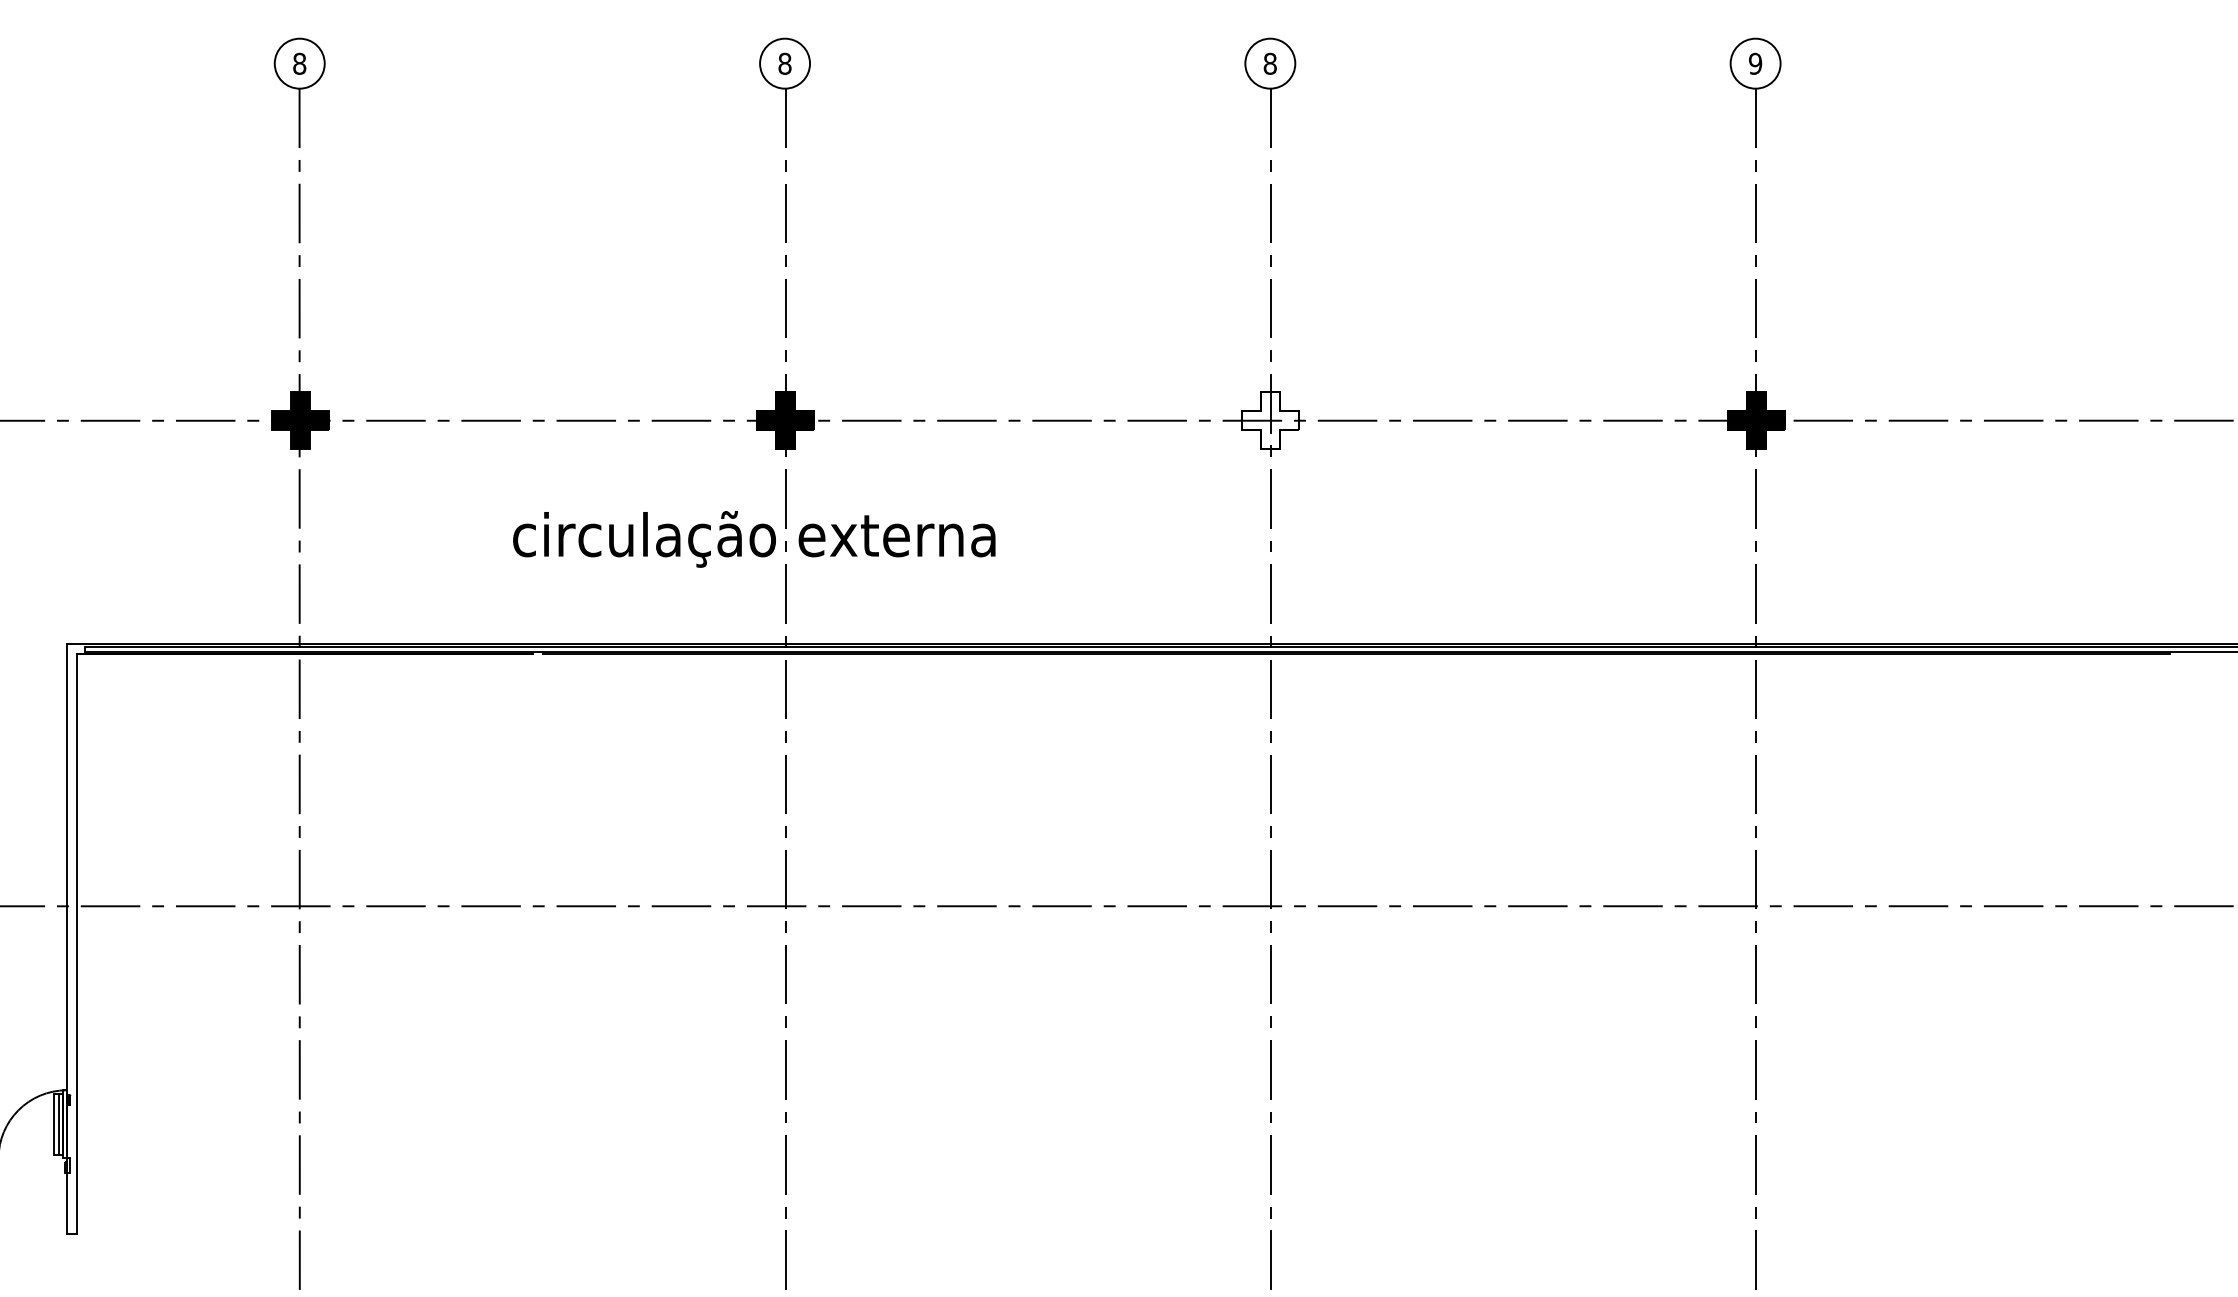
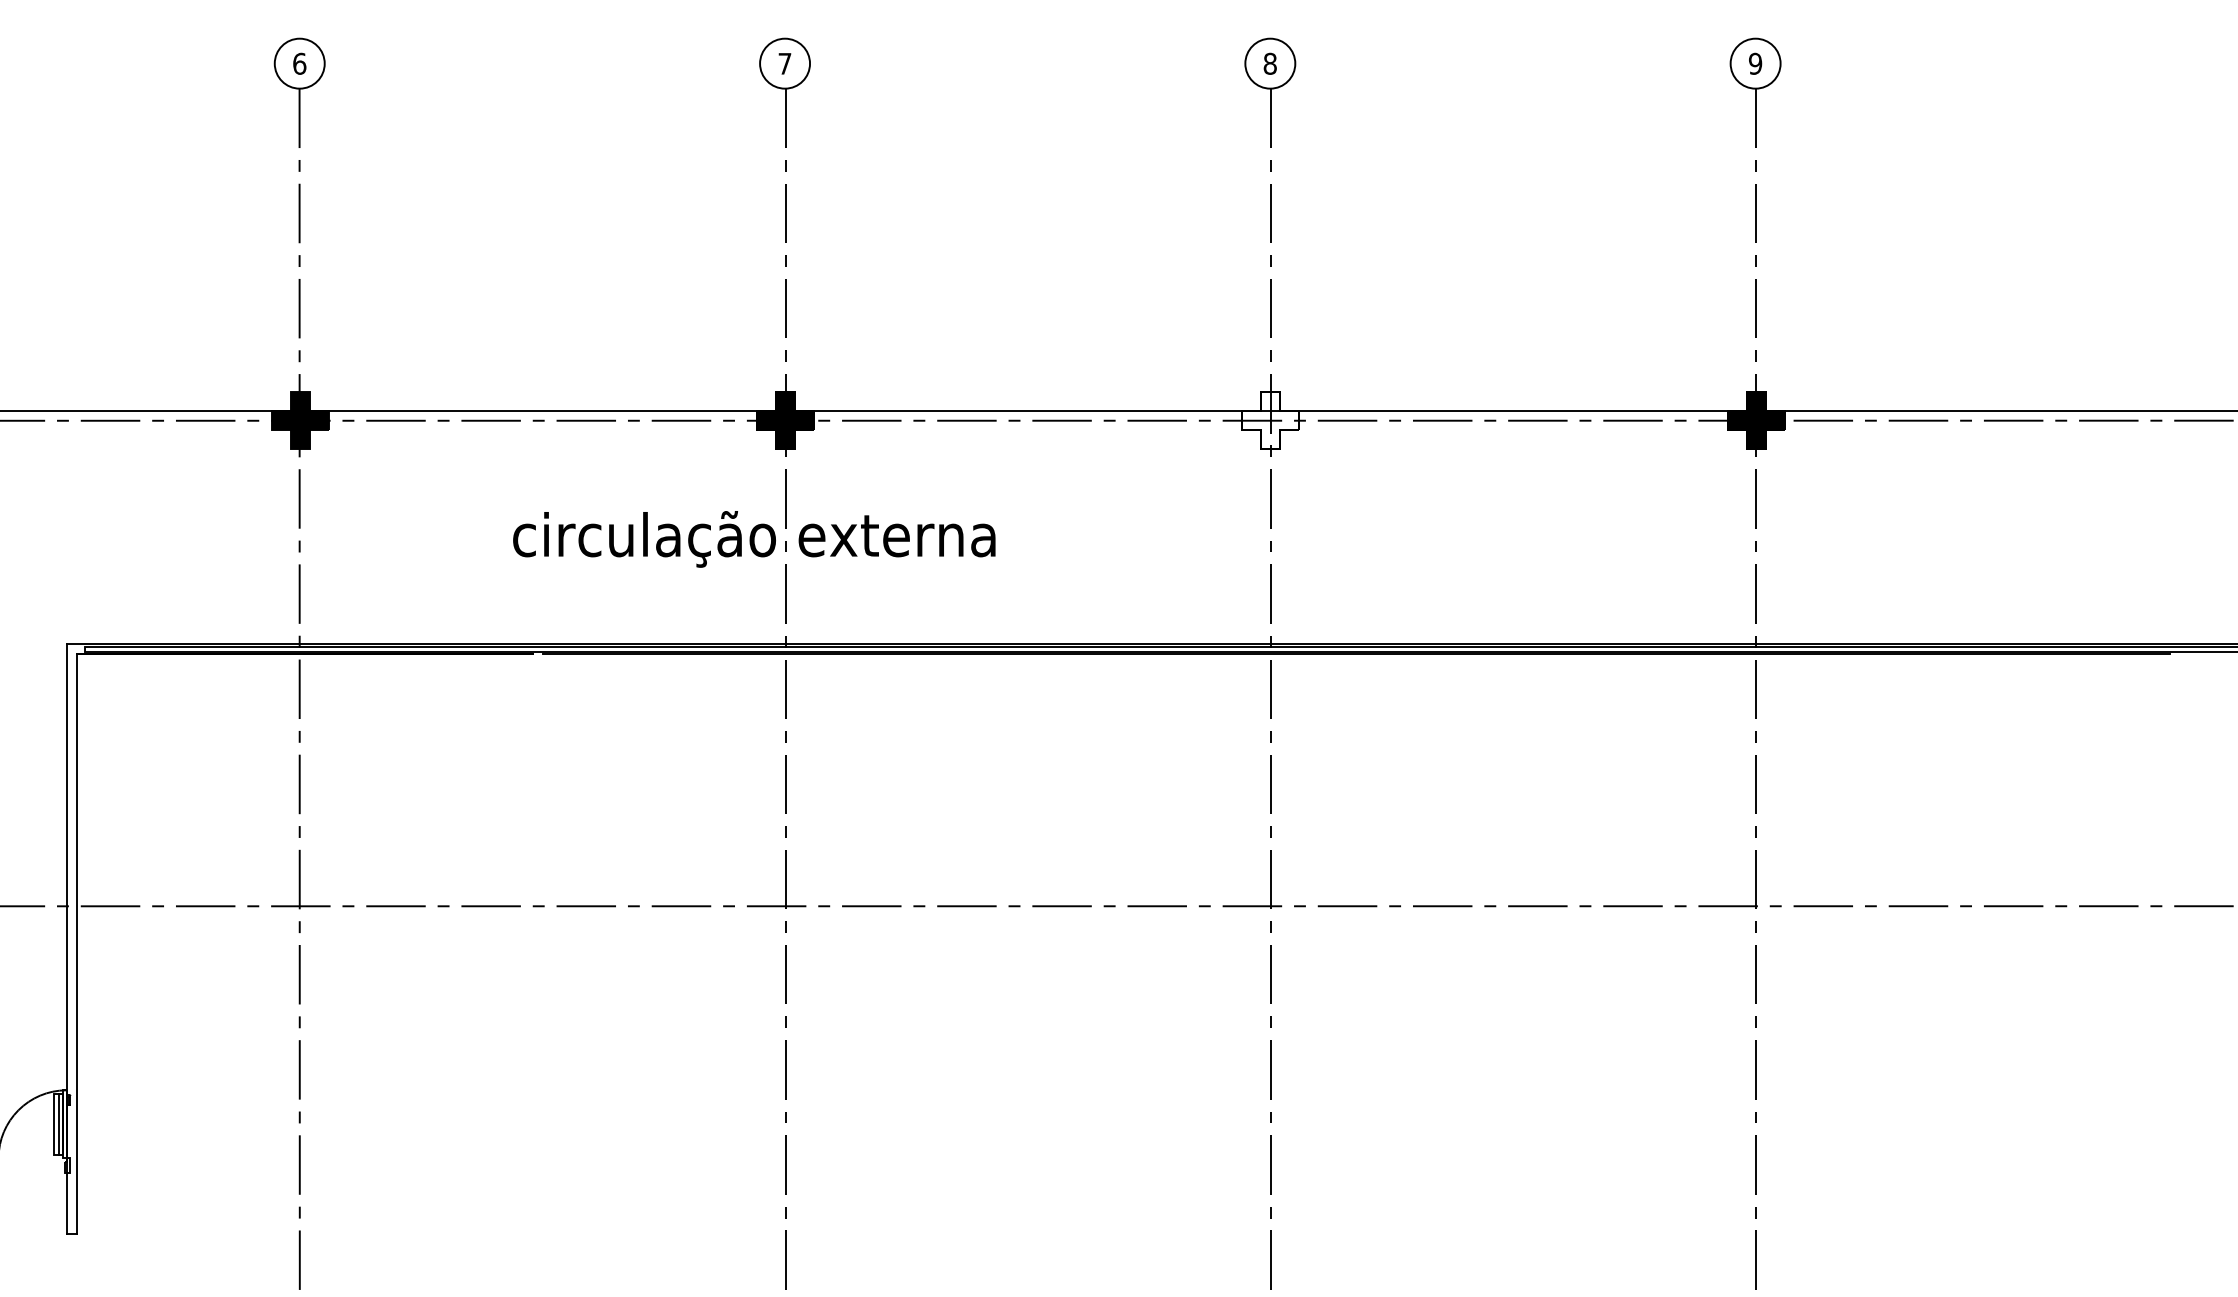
text: 8 -> 6 (299, 63)
text: 8 -> 7 (784, 63)
line: none -> present (1118, 411)
